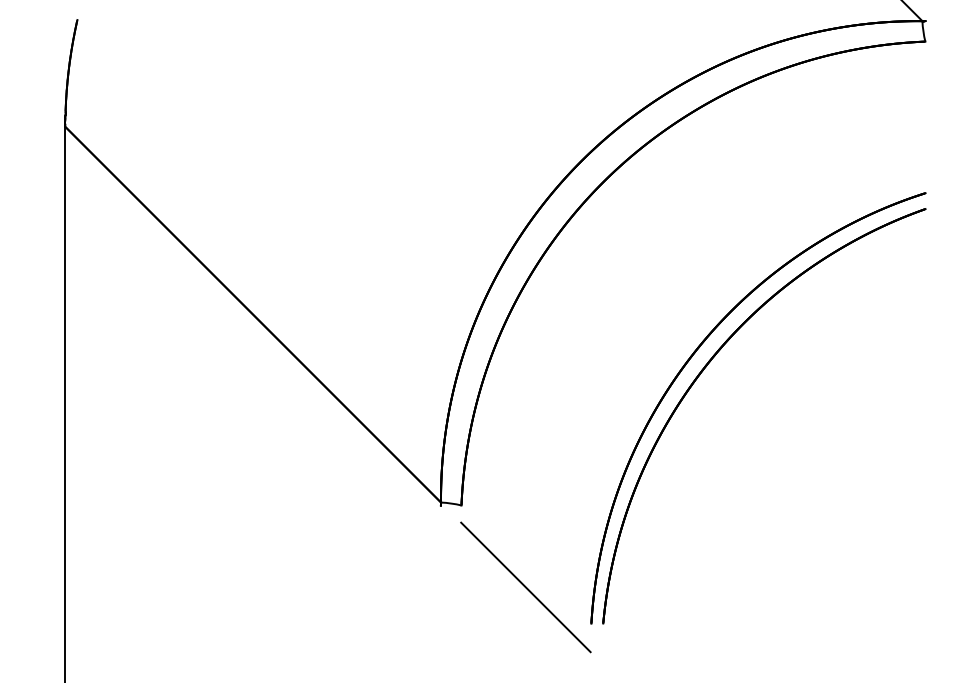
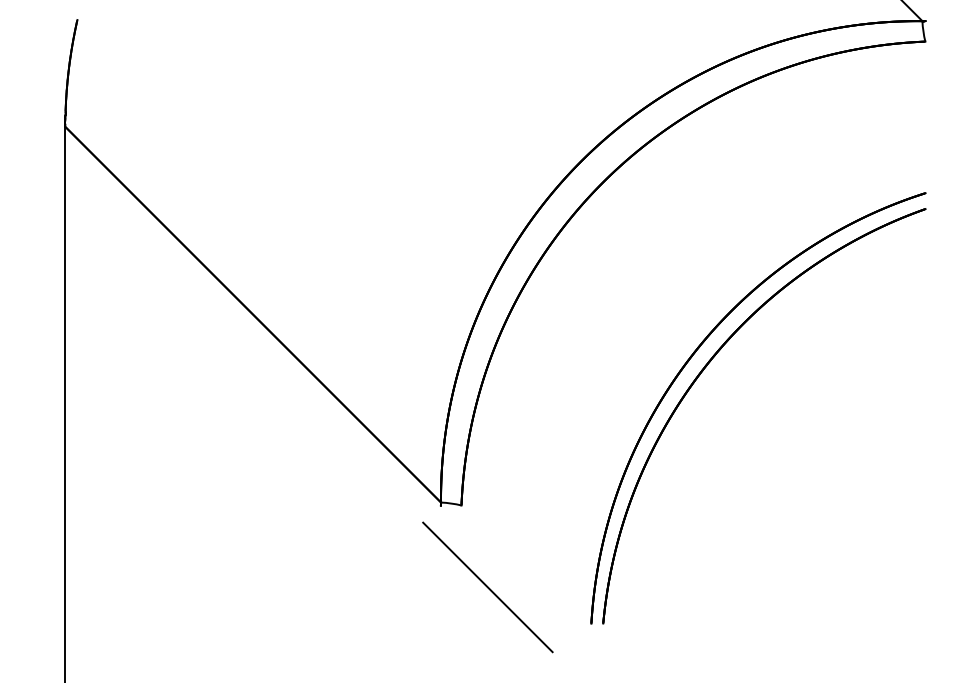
line position: (525, 587) -> (487, 587) (487, 587)
